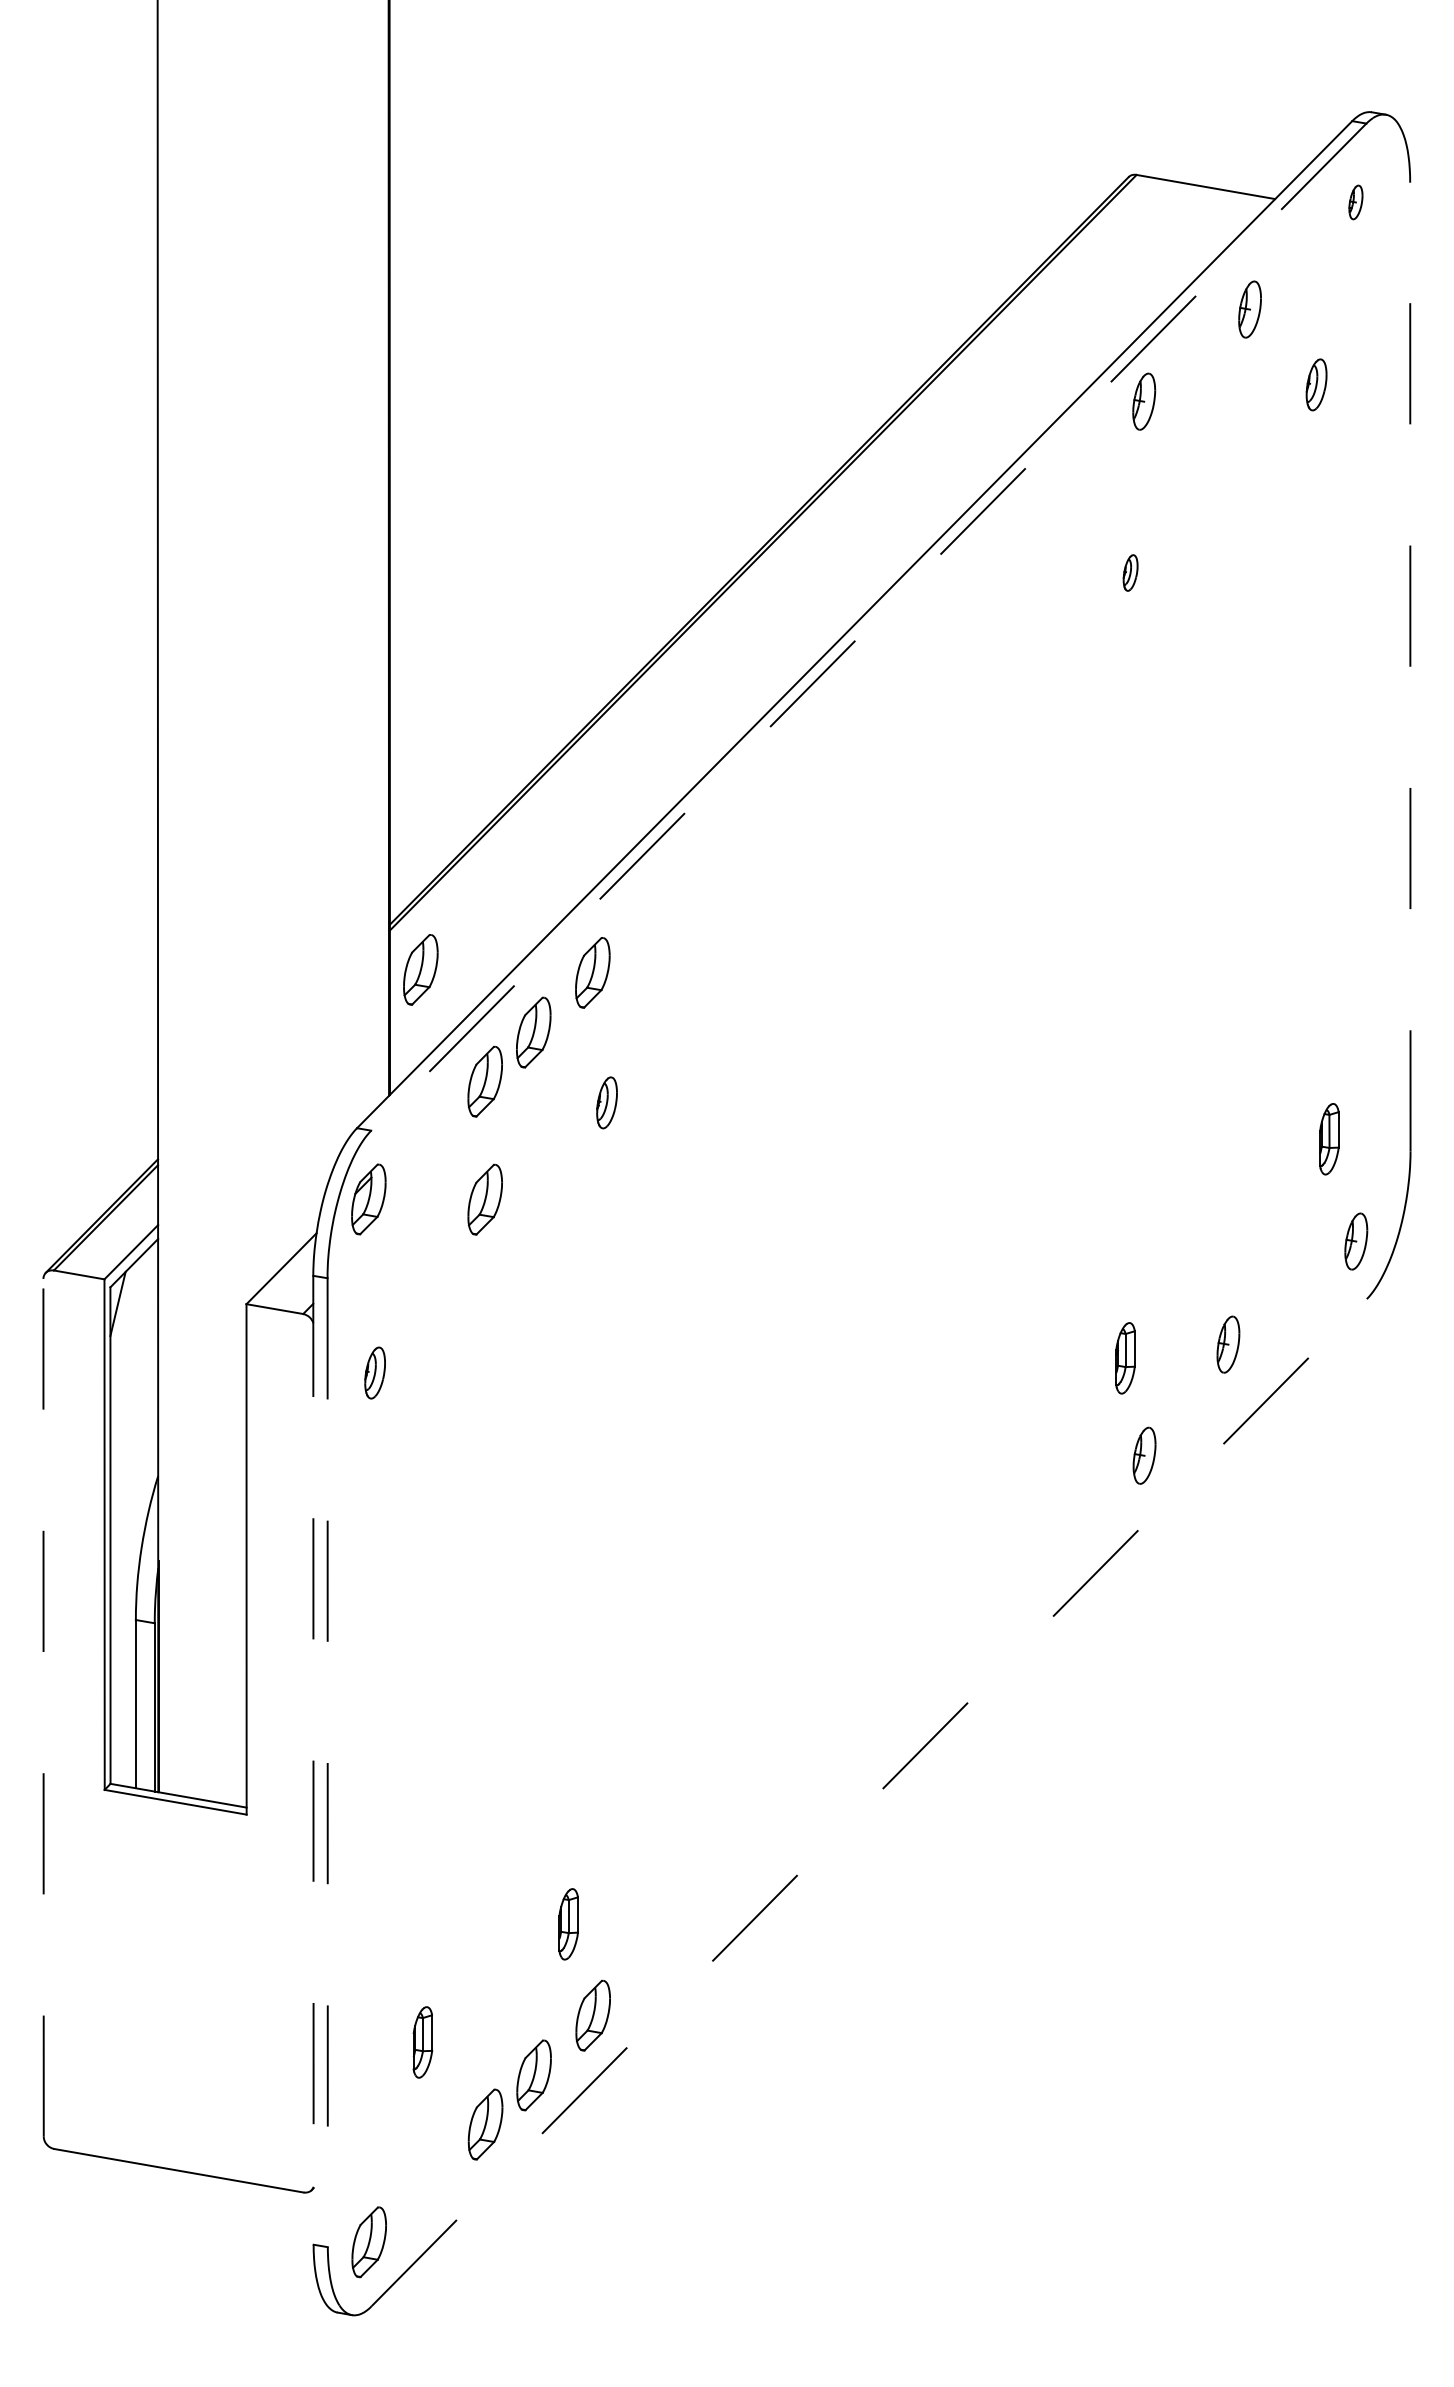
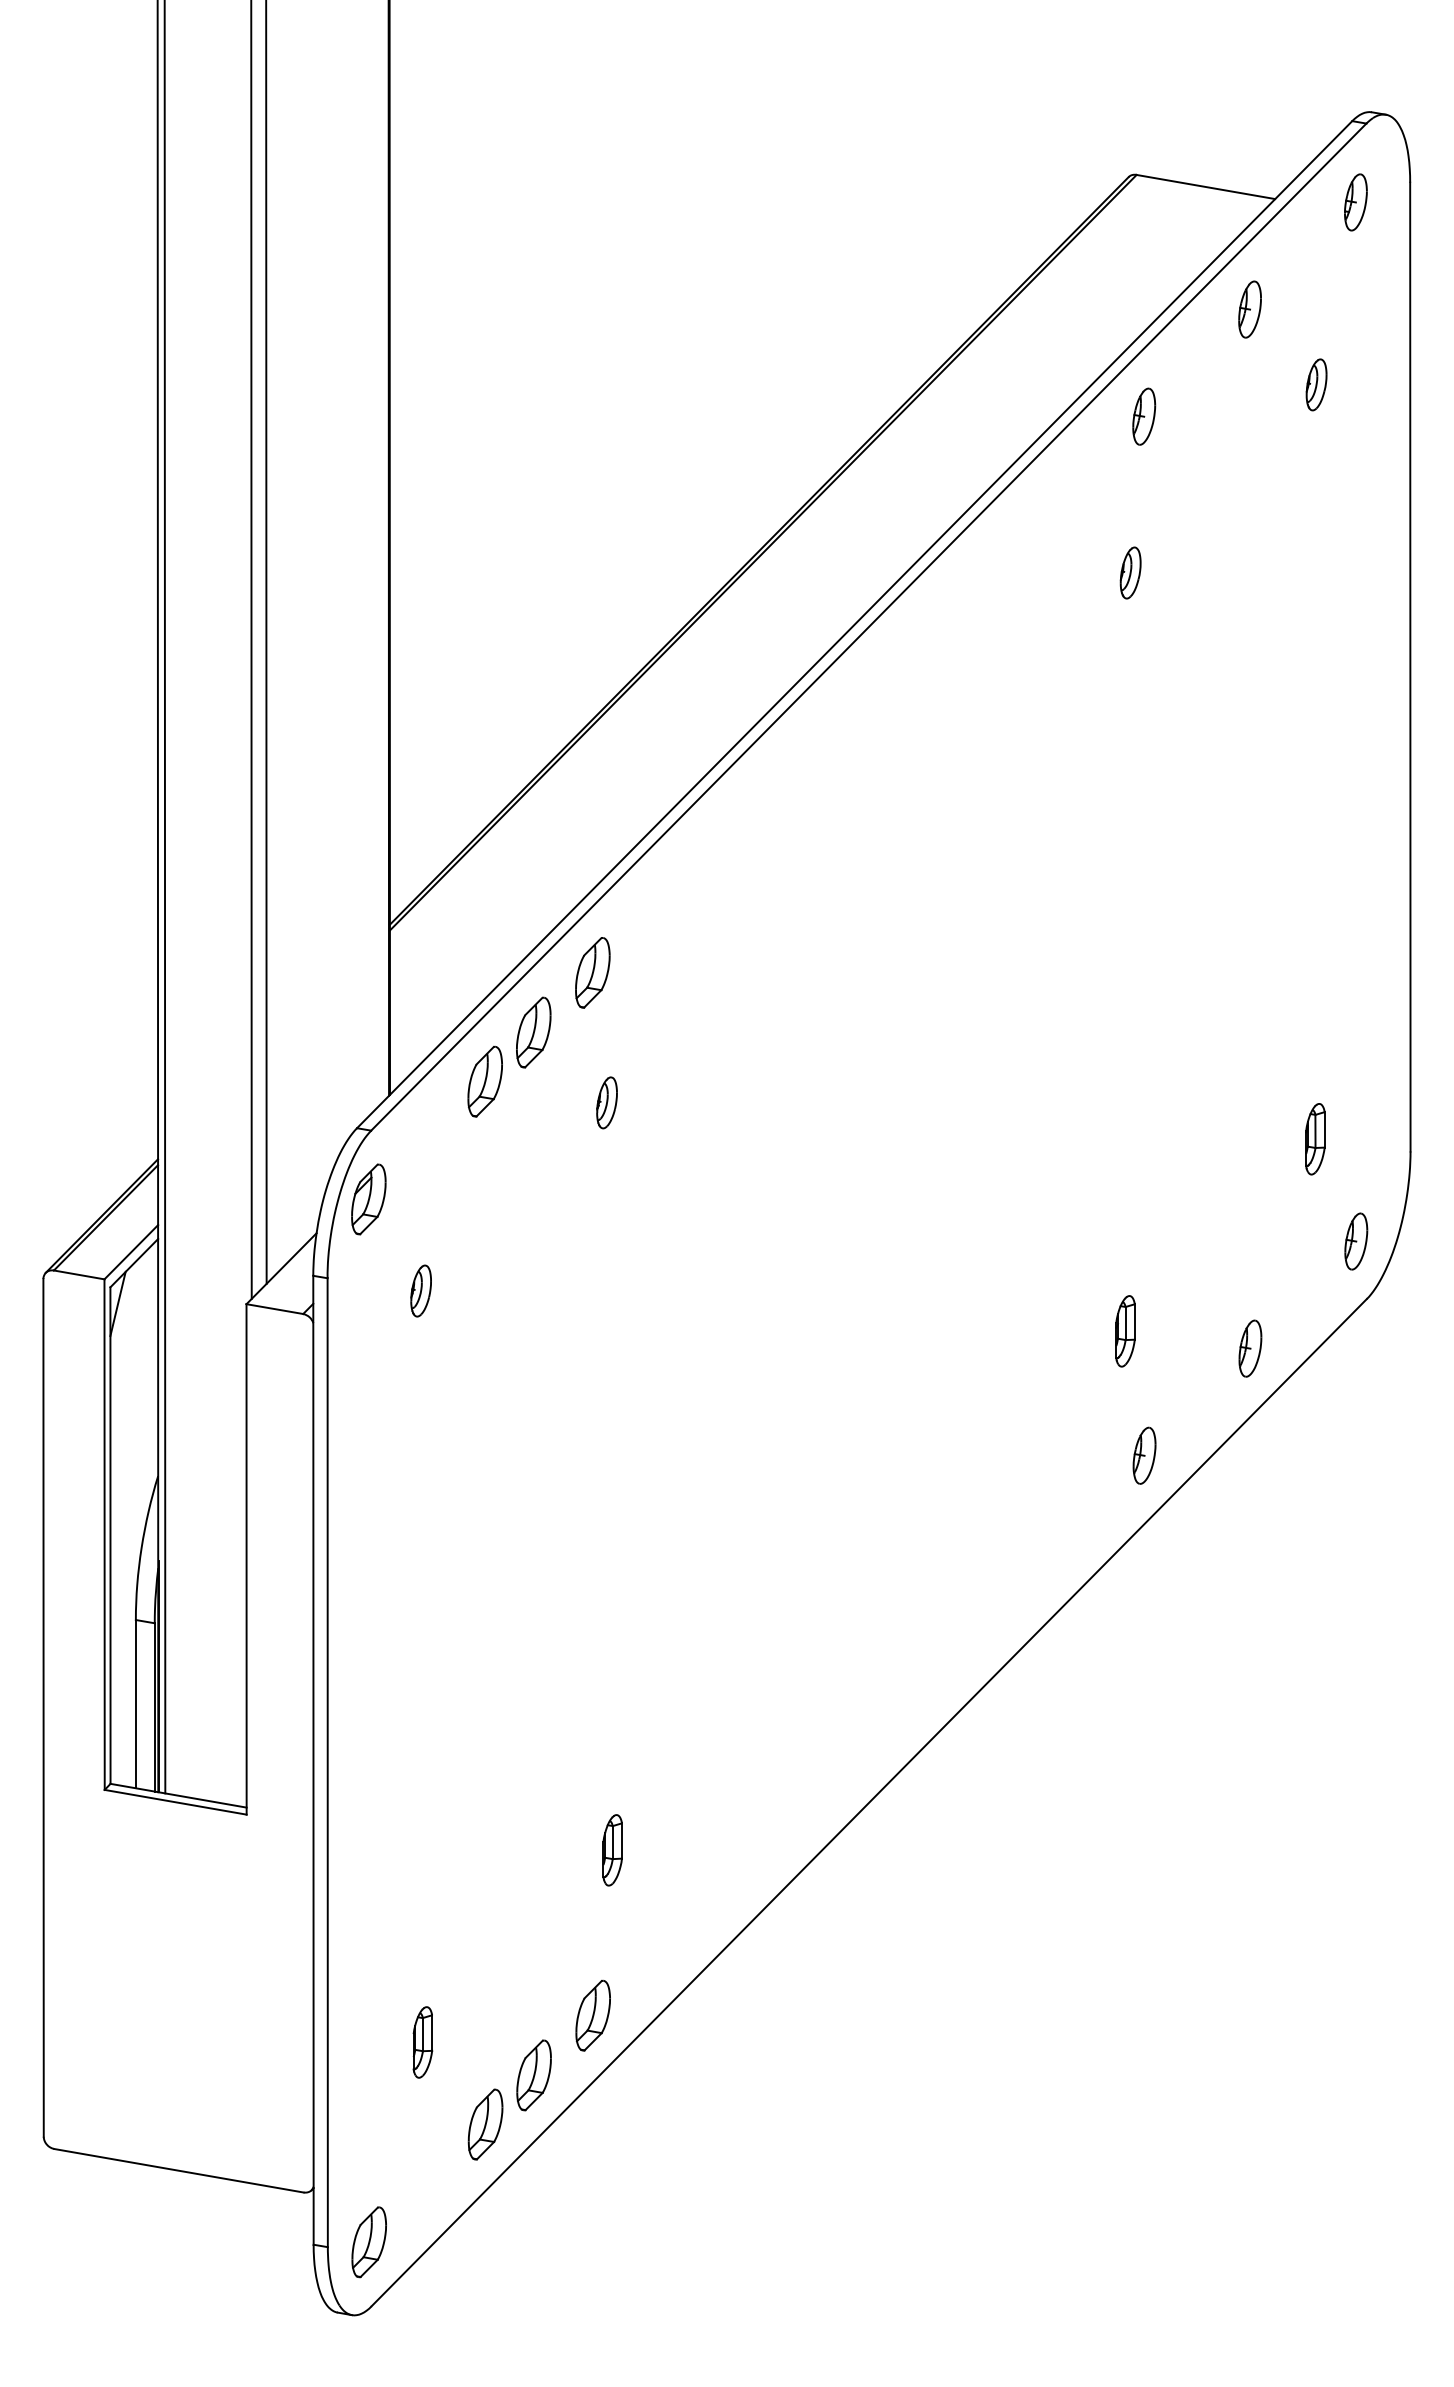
part size: 16x37 px -> 24x59 px (1355, 202)
part position: (1144, 401) -> (1144, 416) (1144, 416)
part size: 17x38 px -> 23x54 px (1130, 572)
line: dashed -> solid (868, 627)
line: none -> present (266, 642)
line: none -> present (251, 650)
line: dashed -> solid (1410, 666)
line: none -> present (164, 897)
part: present -> none (420, 969)
part position: (1329, 1139) -> (1315, 1139) (1315, 1139)
part: present -> none (484, 1199)
part position: (1228, 1344) -> (1250, 1348) (1250, 1348)
part position: (1125, 1358) -> (1125, 1331) (1125, 1331)
part position: (374, 1372) -> (420, 1290) (420, 1290)
line: dashed -> solid (43, 1707)
line: dashed -> solid (313, 1760)
line: dashed -> solid (327, 1763)
line: dashed -> solid (869, 1802)
part position: (568, 1924) -> (612, 1850) (612, 1850)
